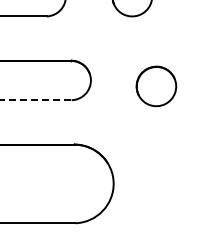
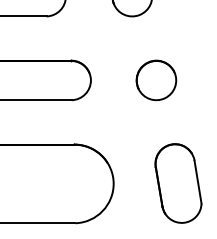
part position: (156, 86) -> (156, 80) (156, 80)
line: dashed -> solid (36, 100)
part: none -> present (178, 183)
